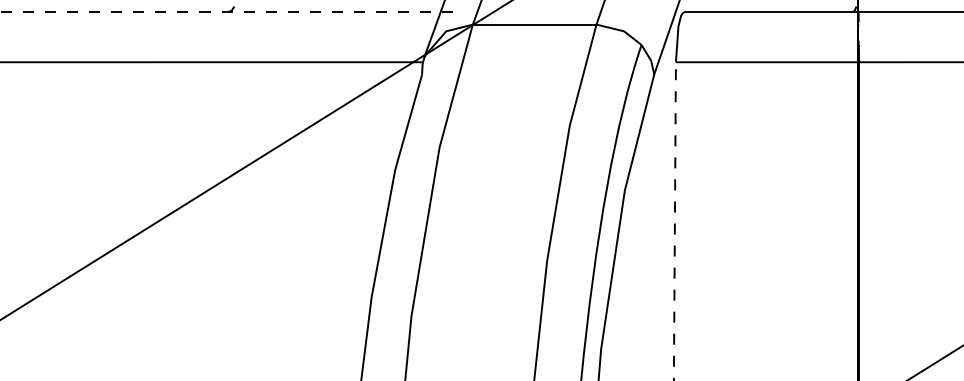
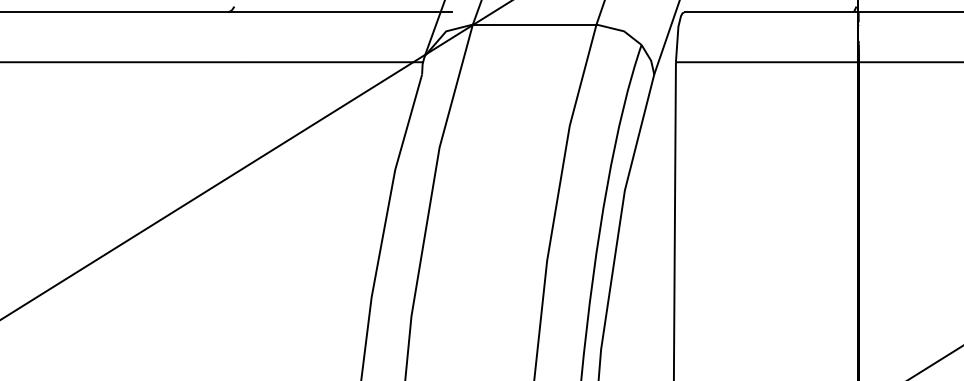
line: dashed -> solid (225, 12)
line: dashed -> solid (674, 221)
